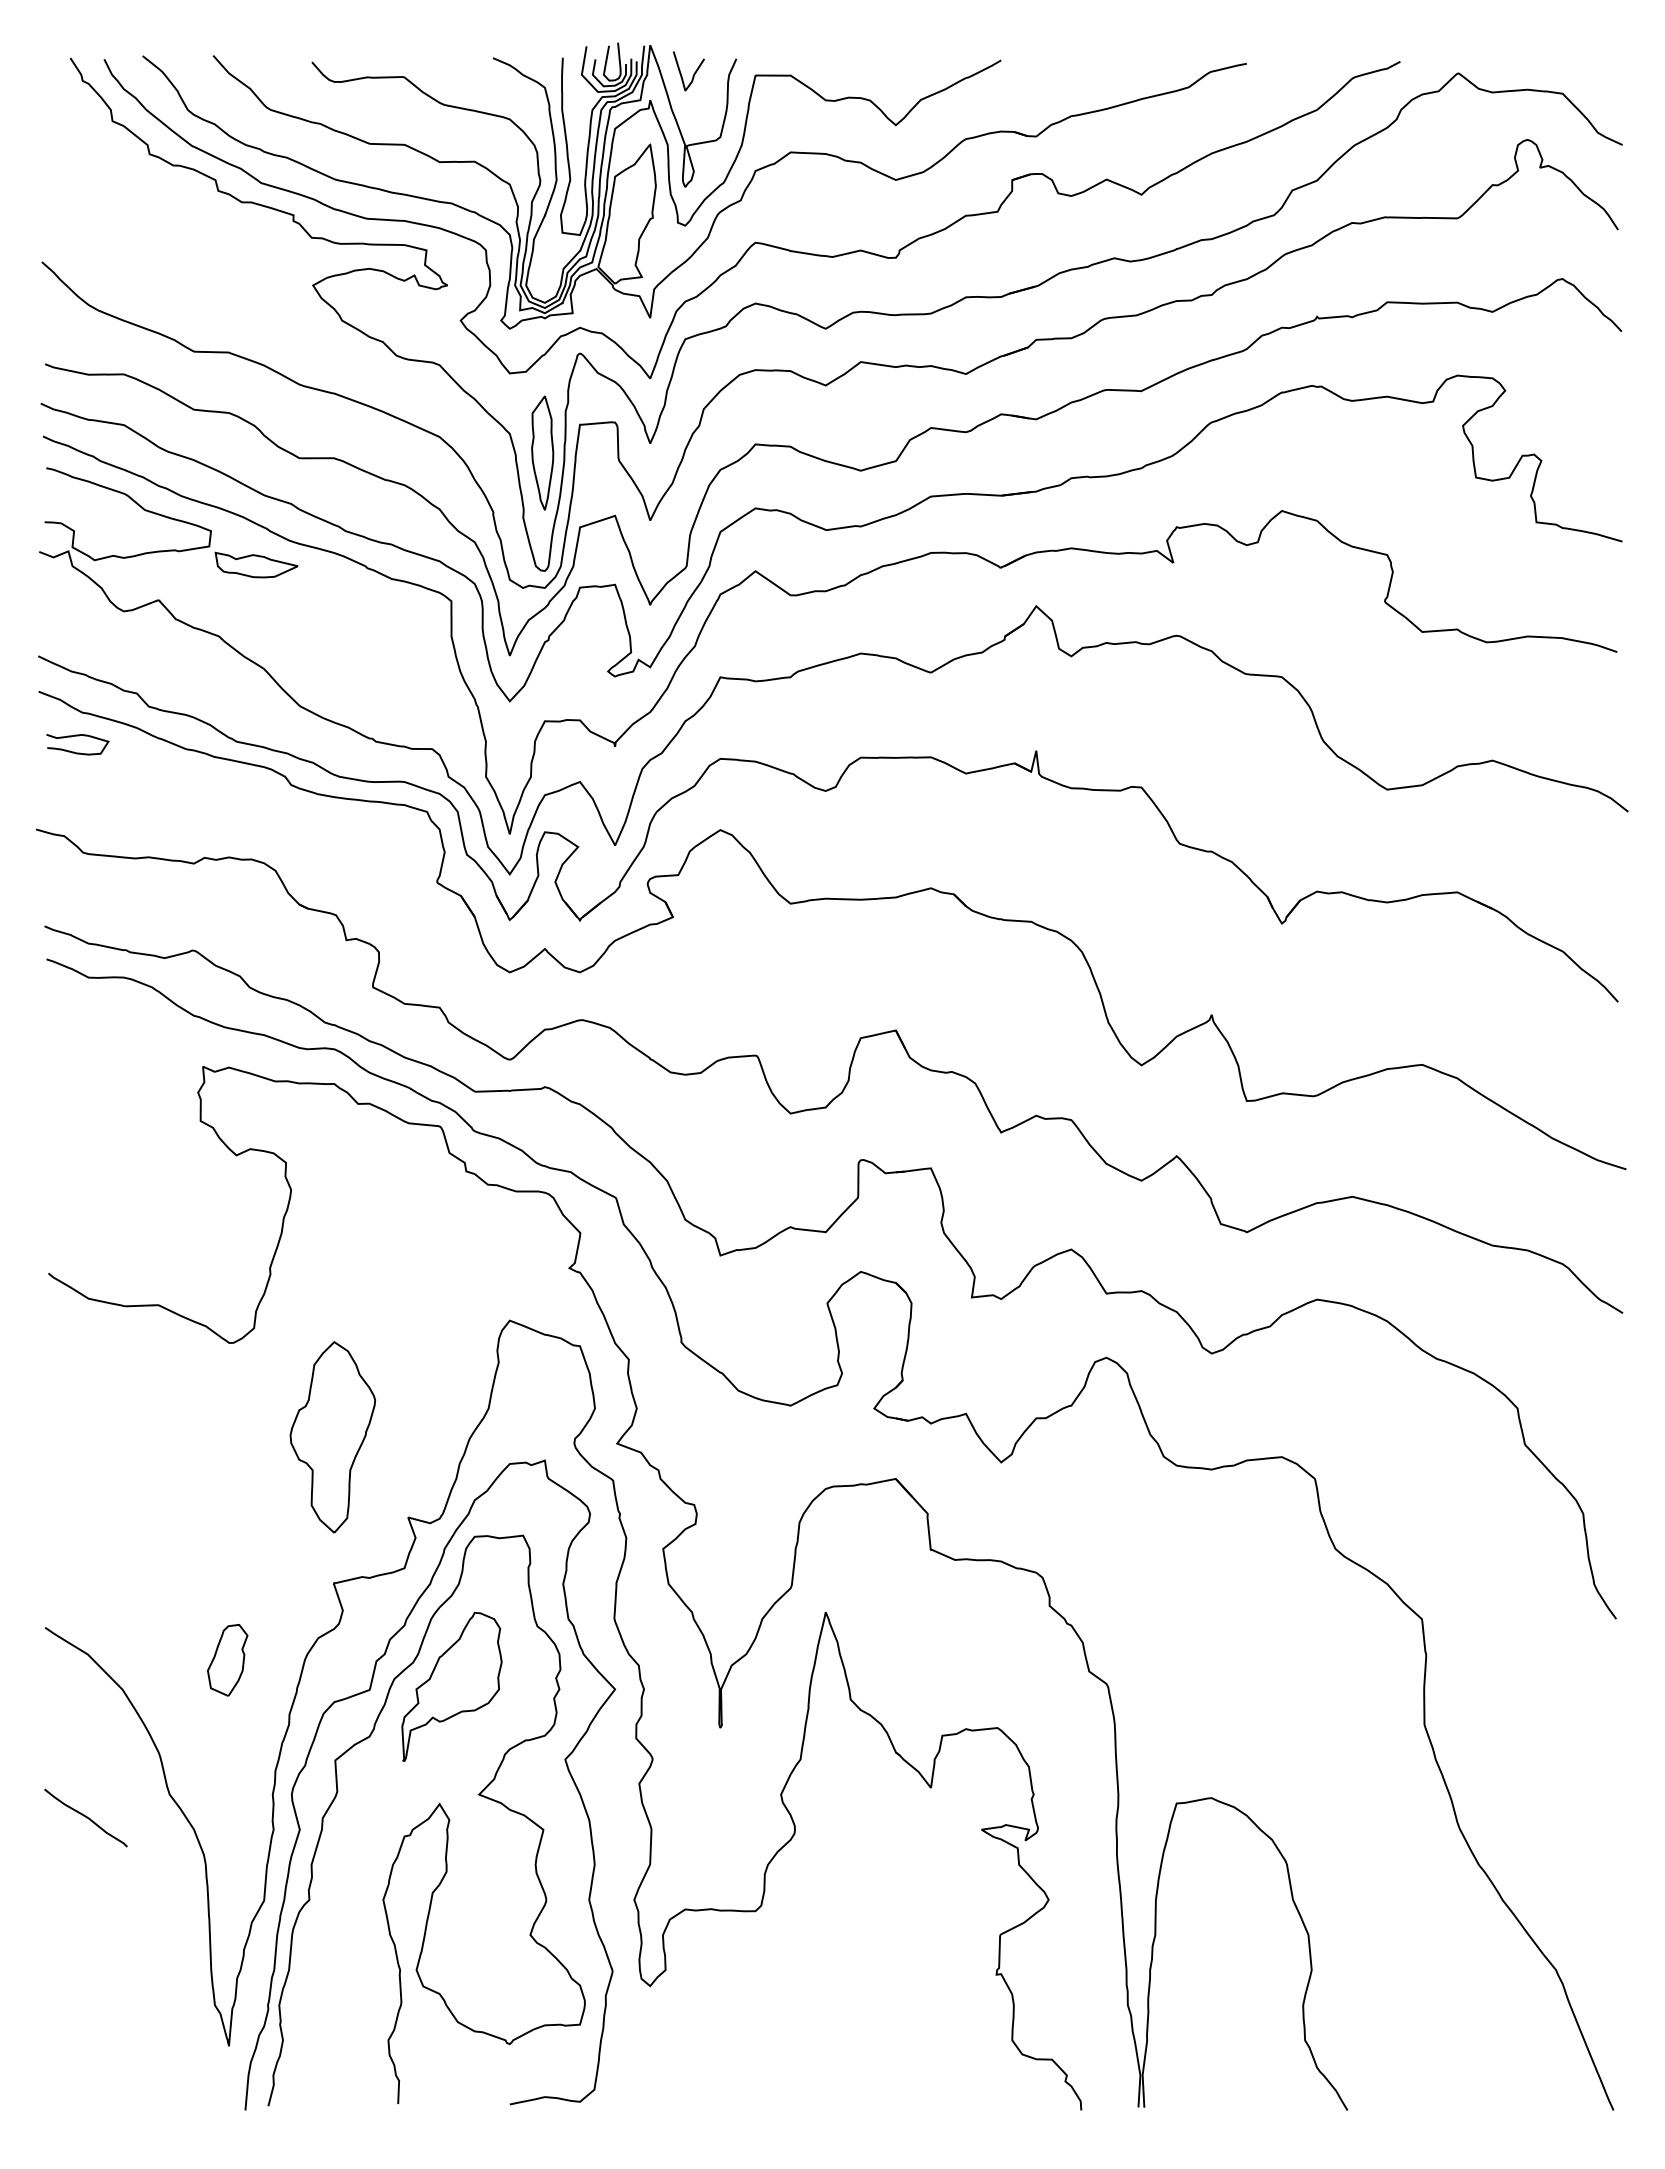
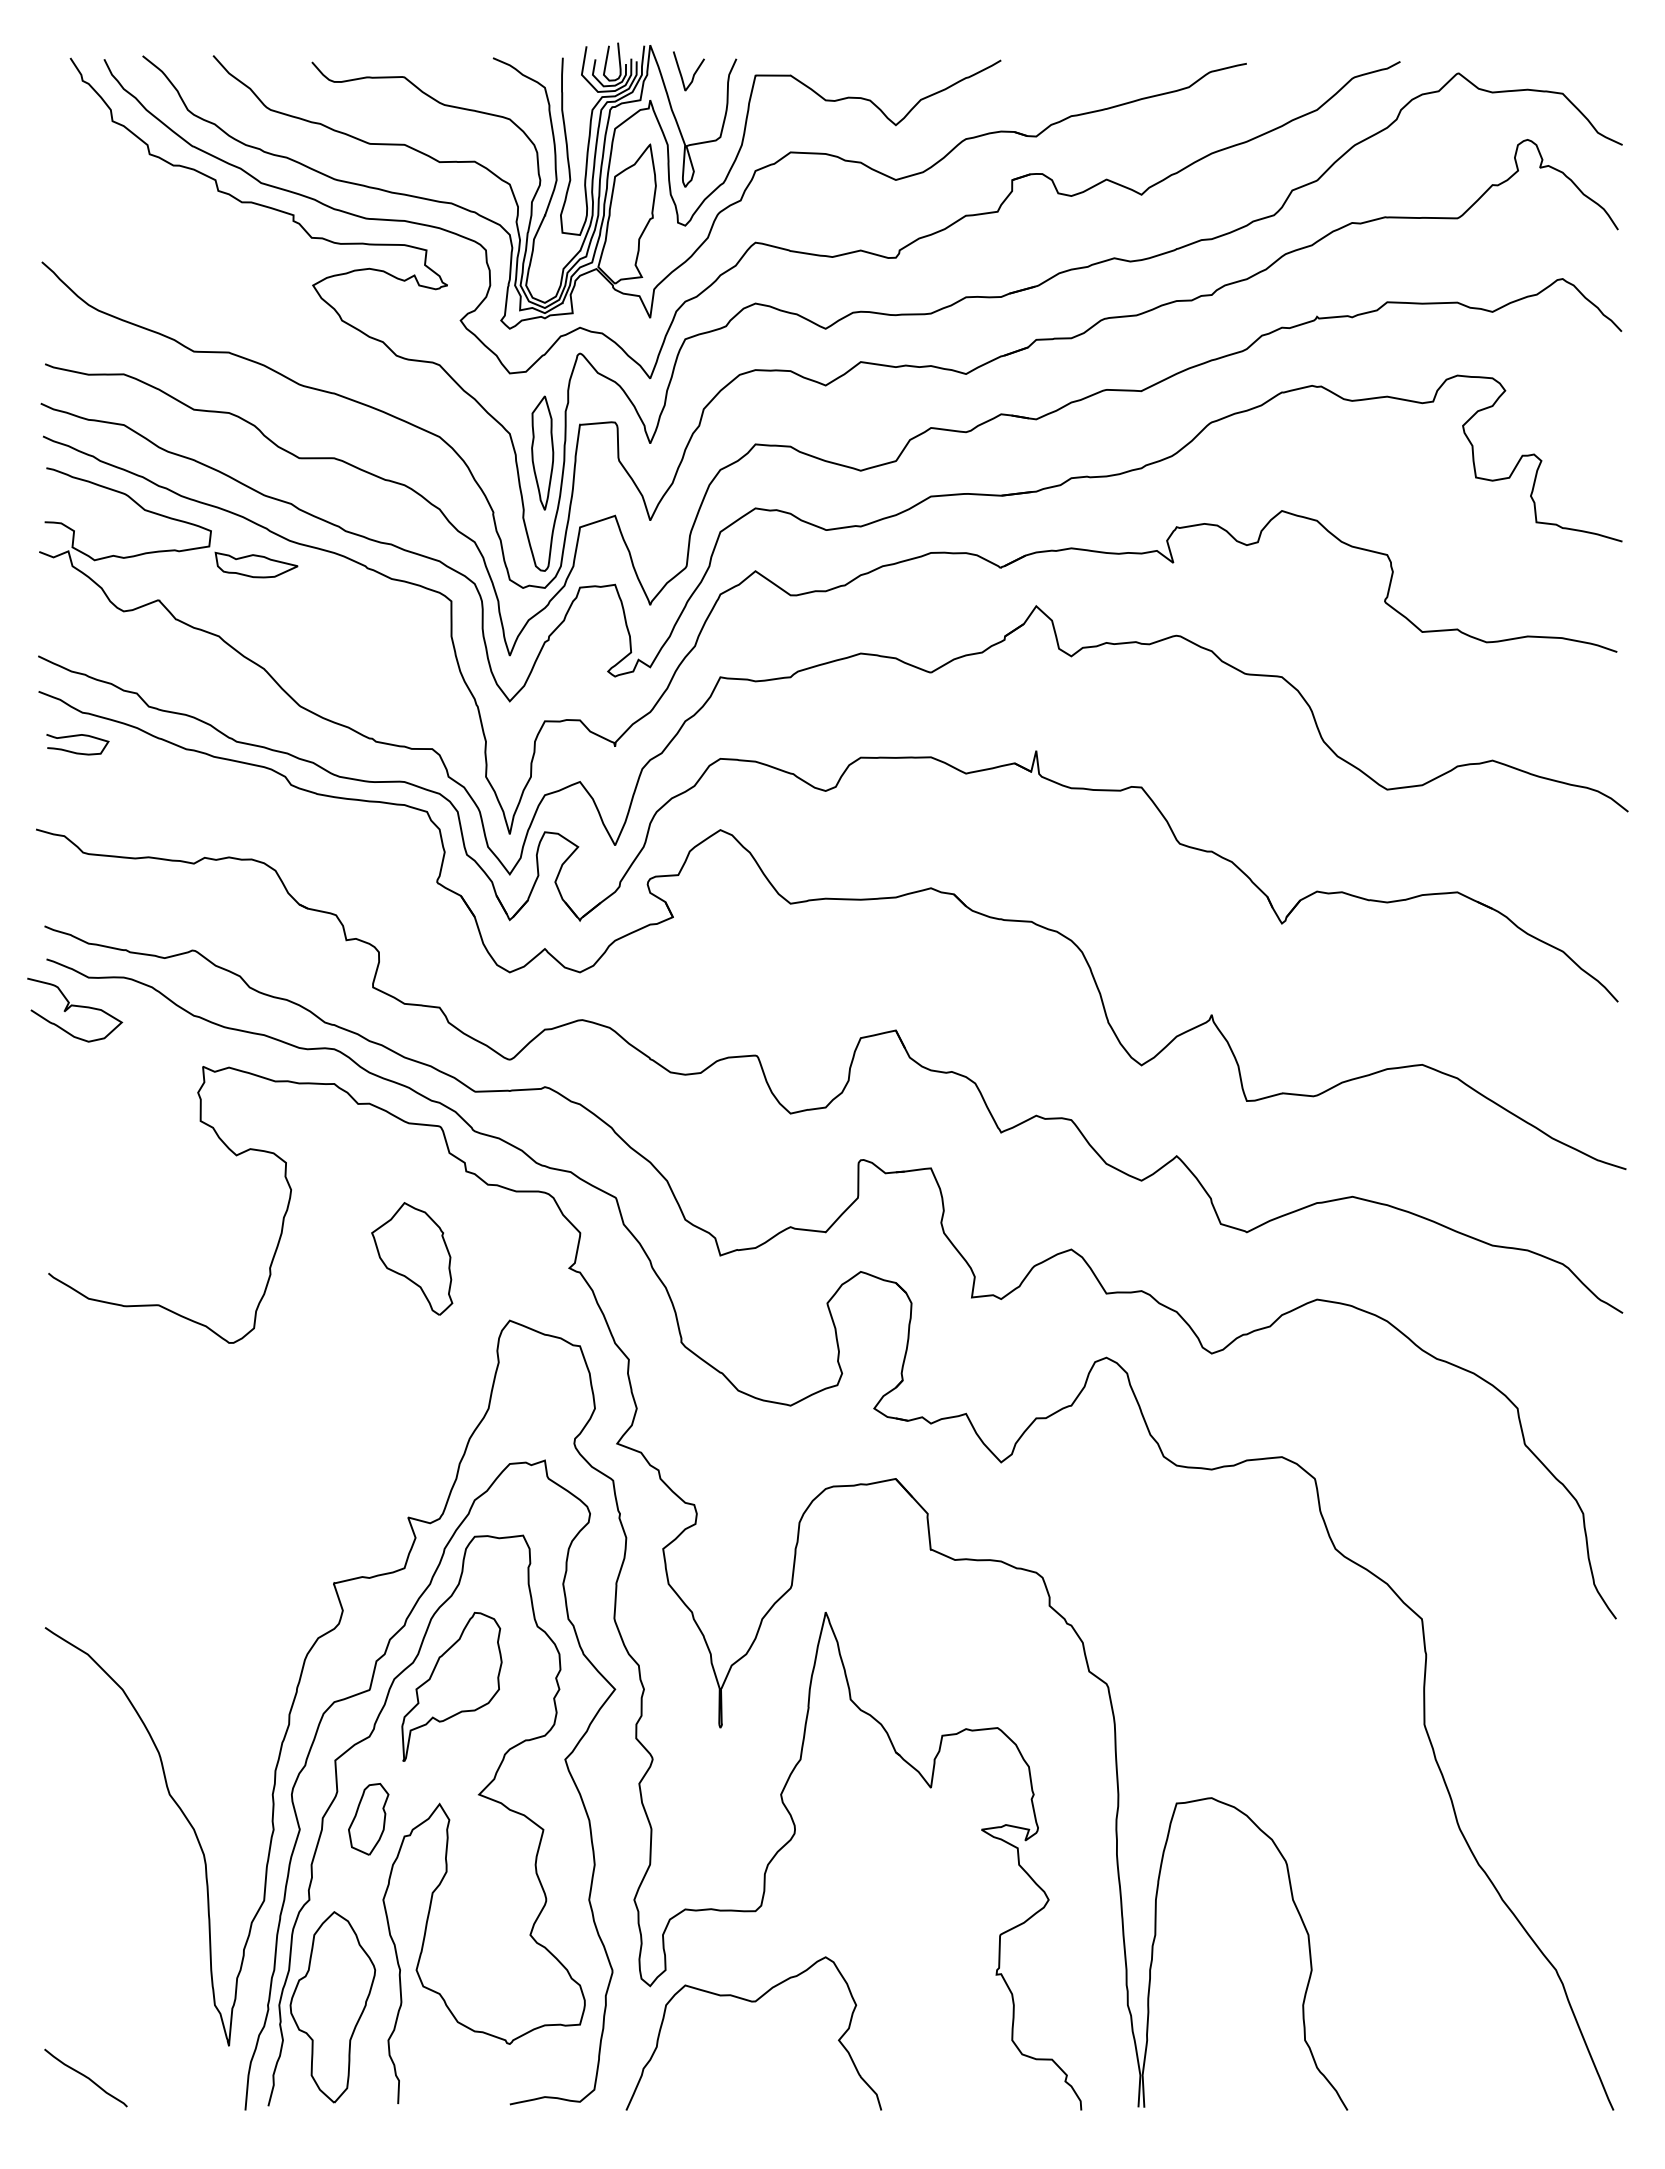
curve: none -> present (75, 1006)
part: none -> present (412, 1258)
part position: (332, 1437) -> (332, 2007) (332, 2007)
part position: (227, 1660) -> (368, 1819) (368, 1819)
curve position: (85, 1817) -> (85, 2077) (85, 2077)
curve: none -> present (753, 2002)
